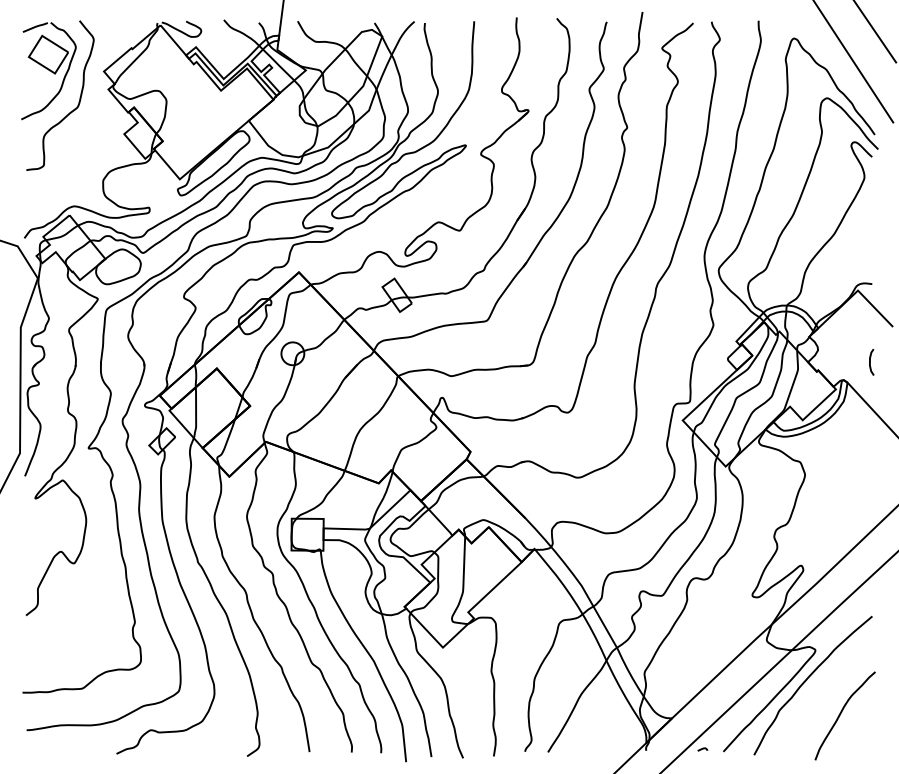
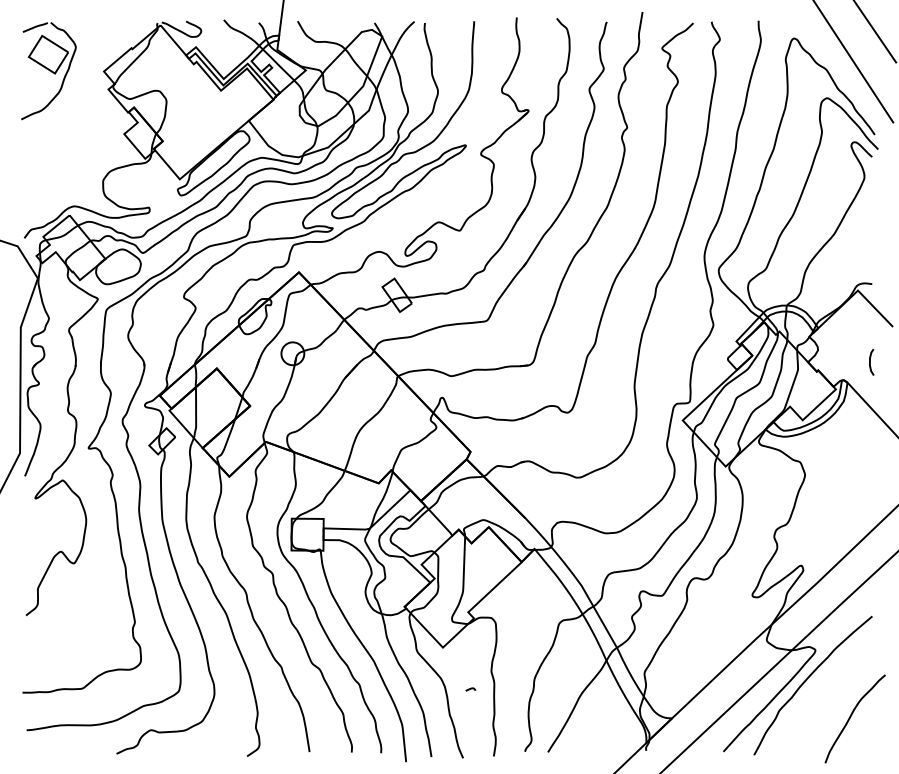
curve: present -> none (71, 110)
curve position: (842, 712) -> (852, 715) (852, 715)
curve position: (702, 749) -> (470, 689) (470, 689)
